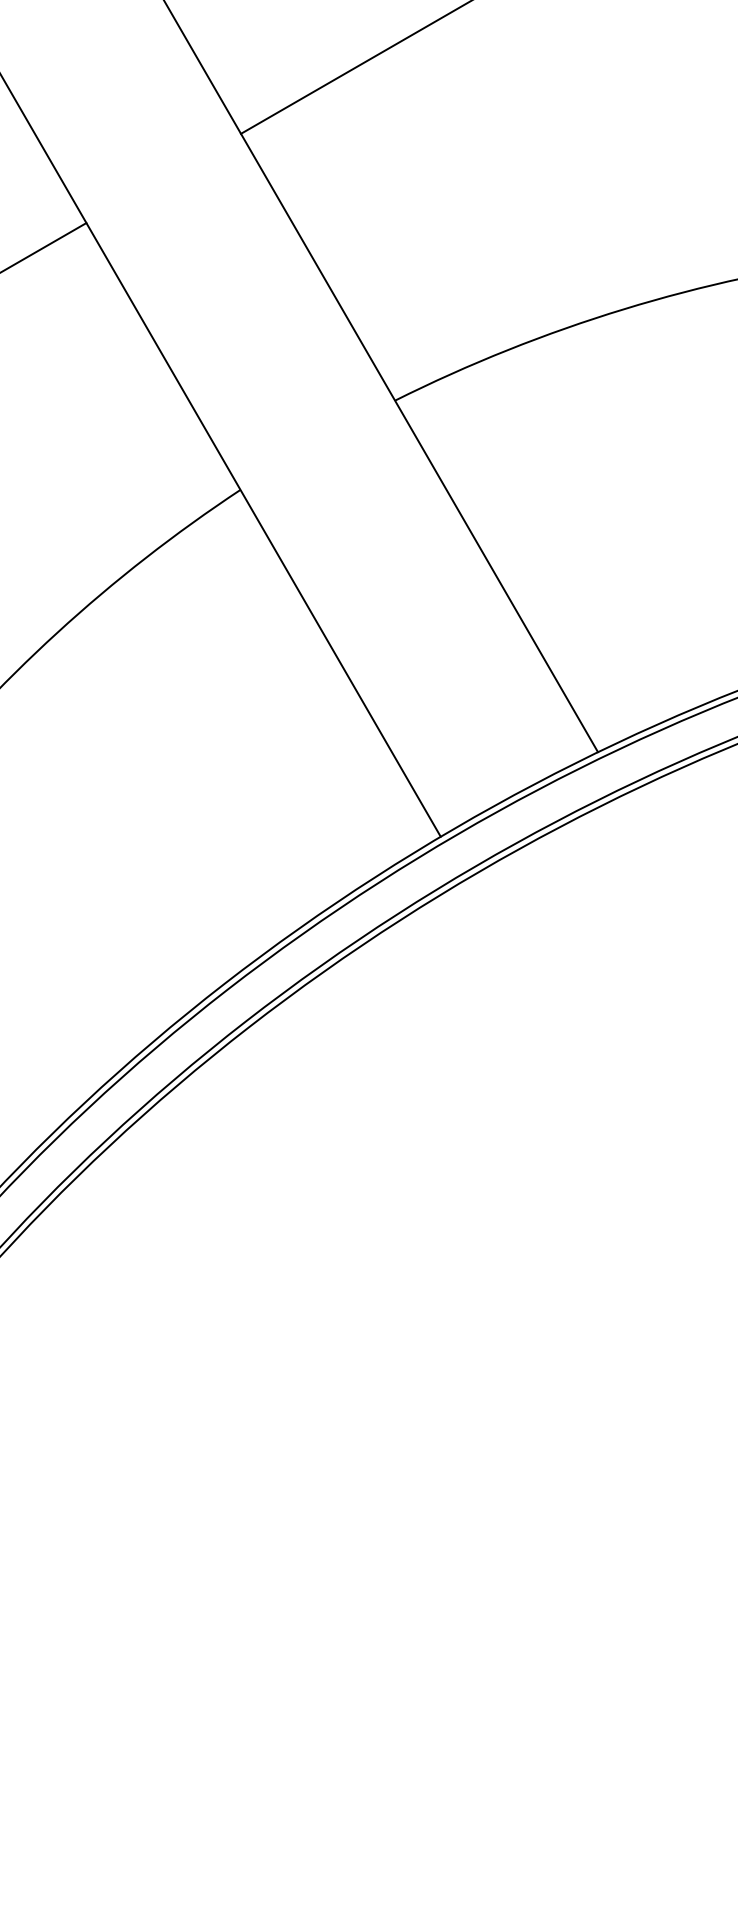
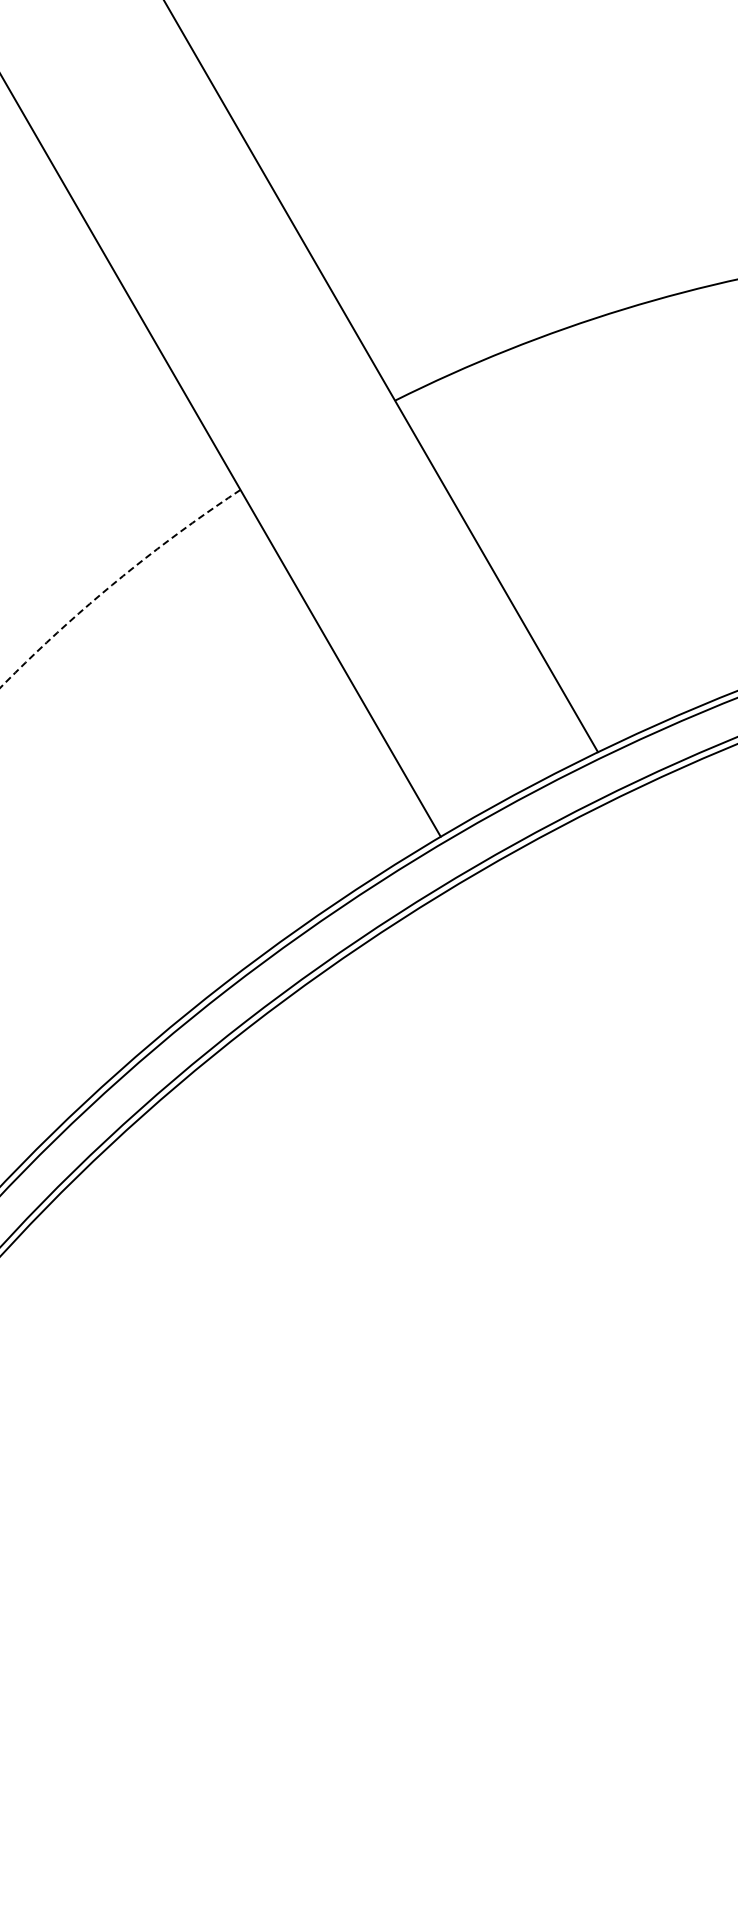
line: present -> none (354, 67)
line: present -> none (44, 247)
arc: solid -> dashed (116, 581)
